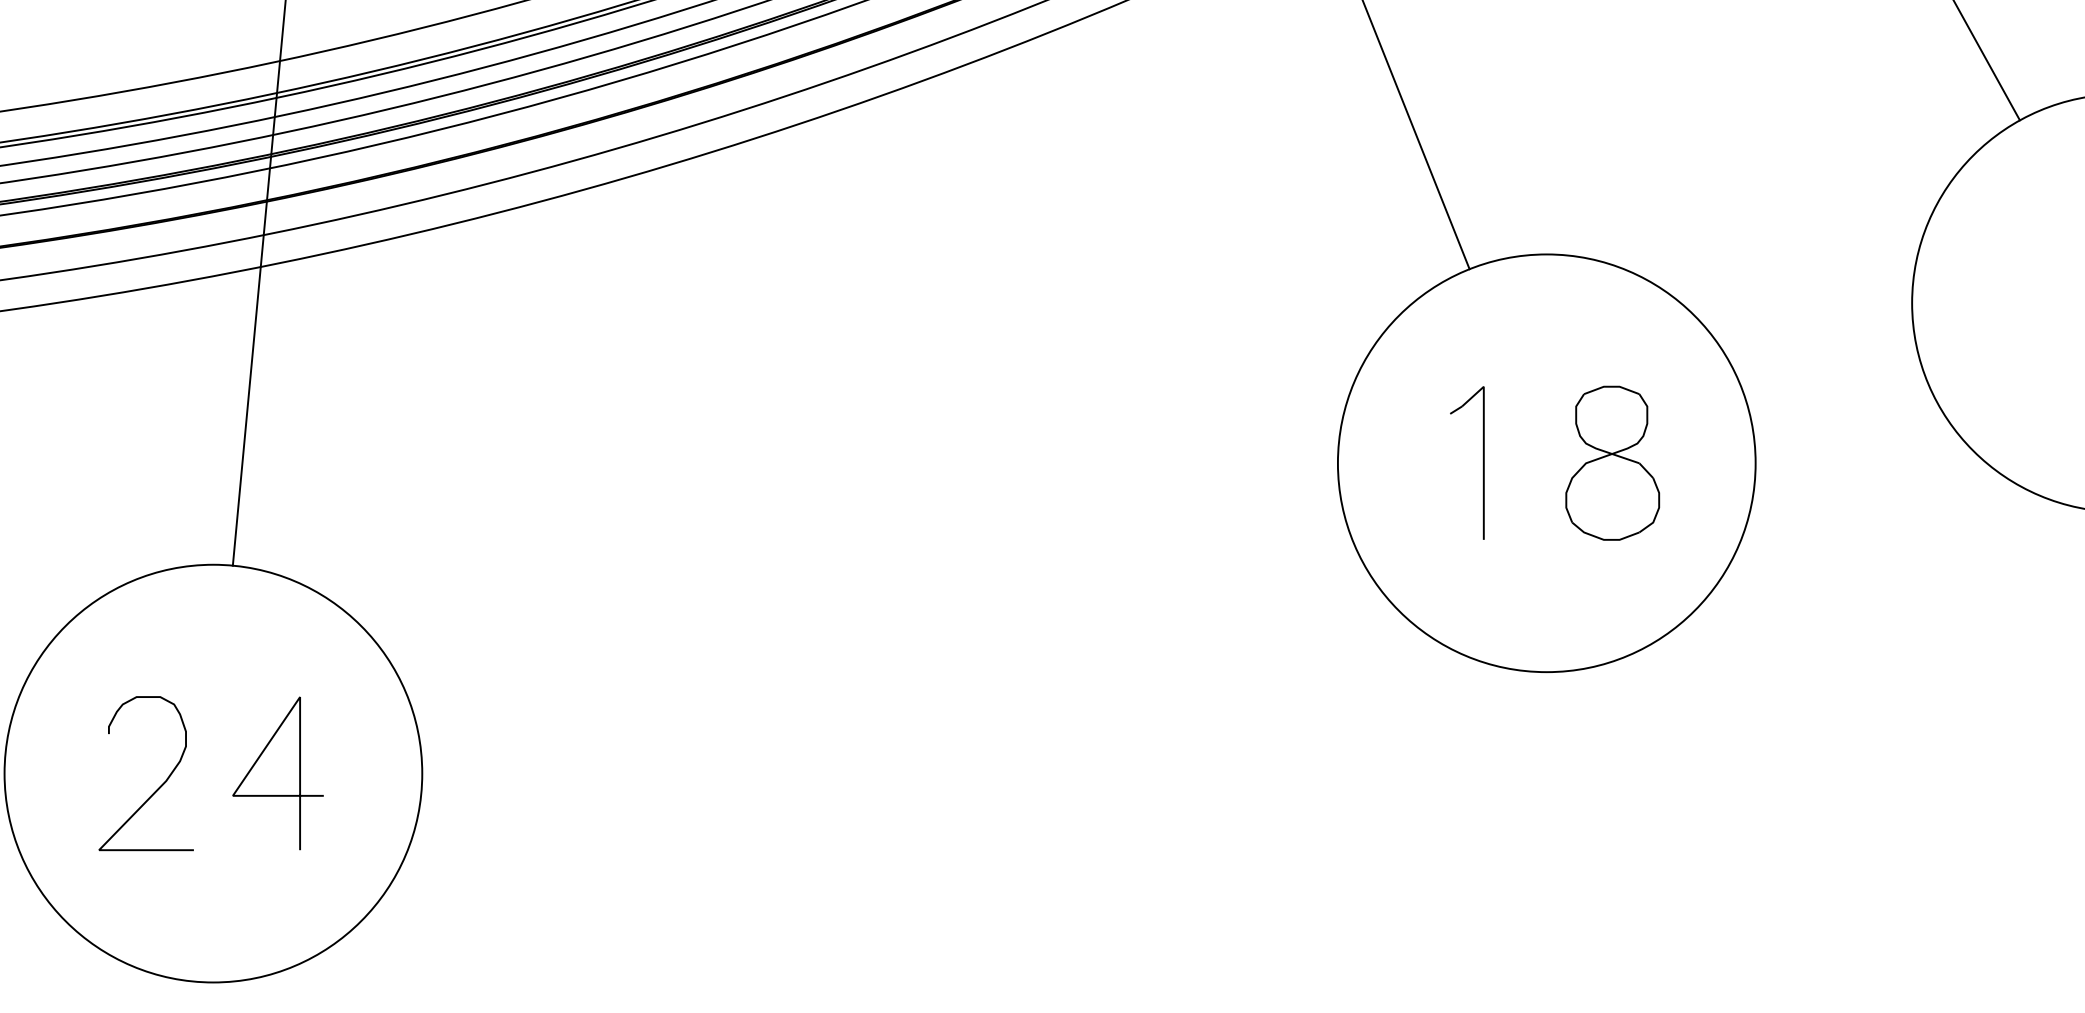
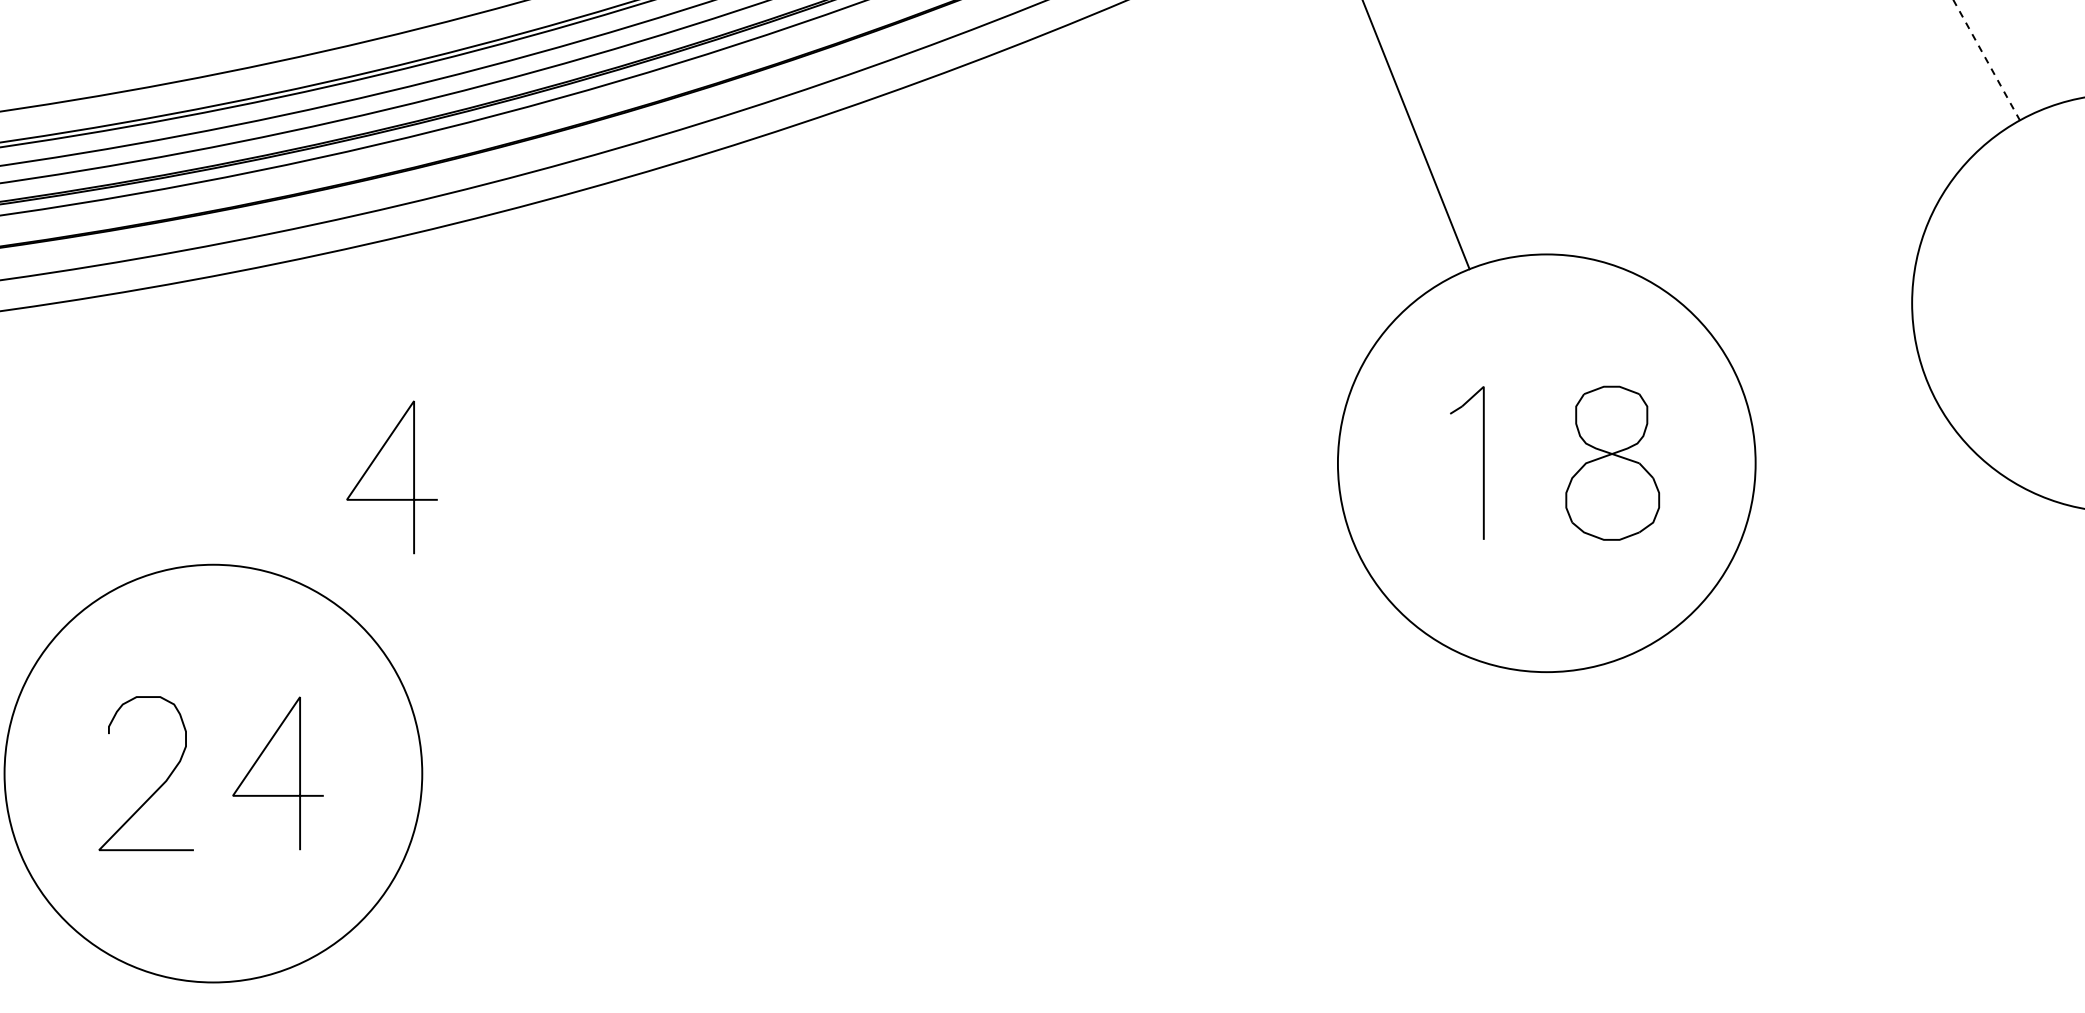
line: solid -> dashed (1987, 60)
line: present -> none (258, 283)
line: none -> present (413, 477)
